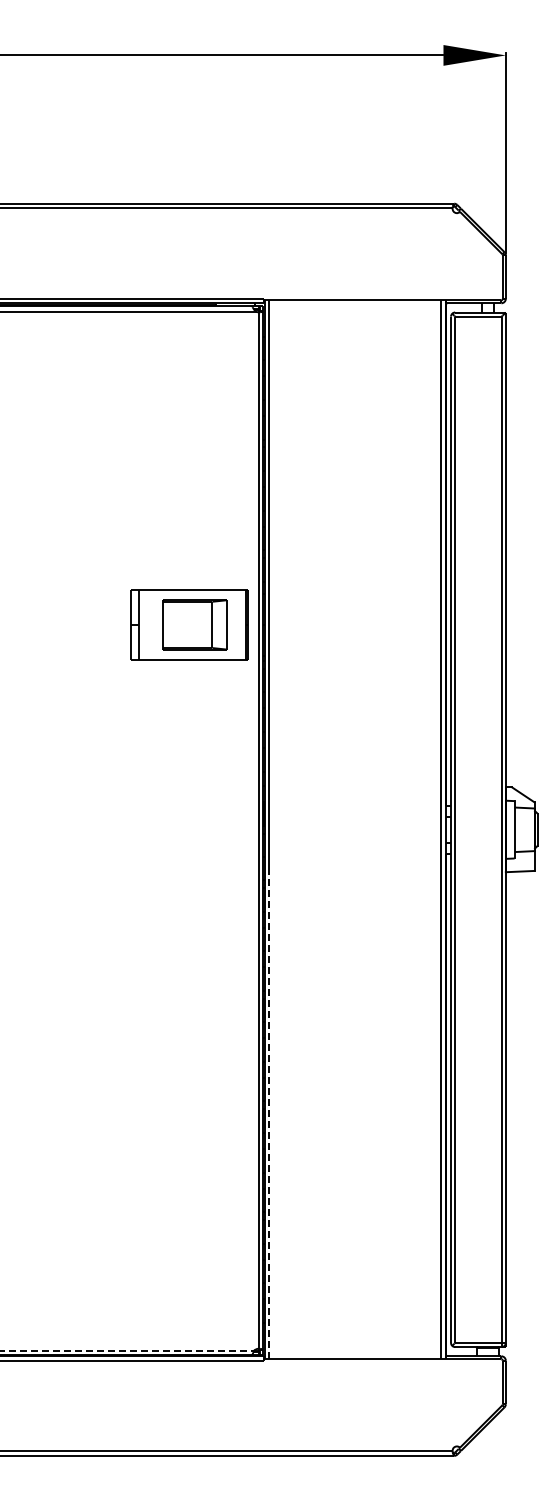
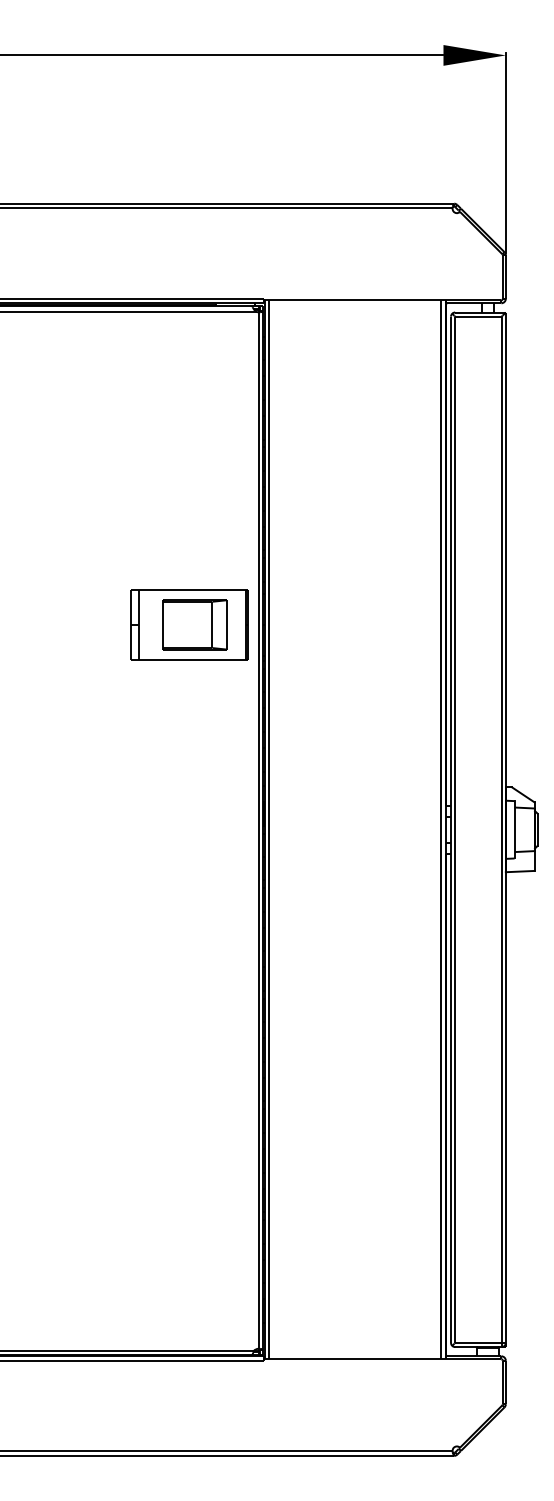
line: dashed -> solid (269, 1114)
line: dashed -> solid (127, 1350)
